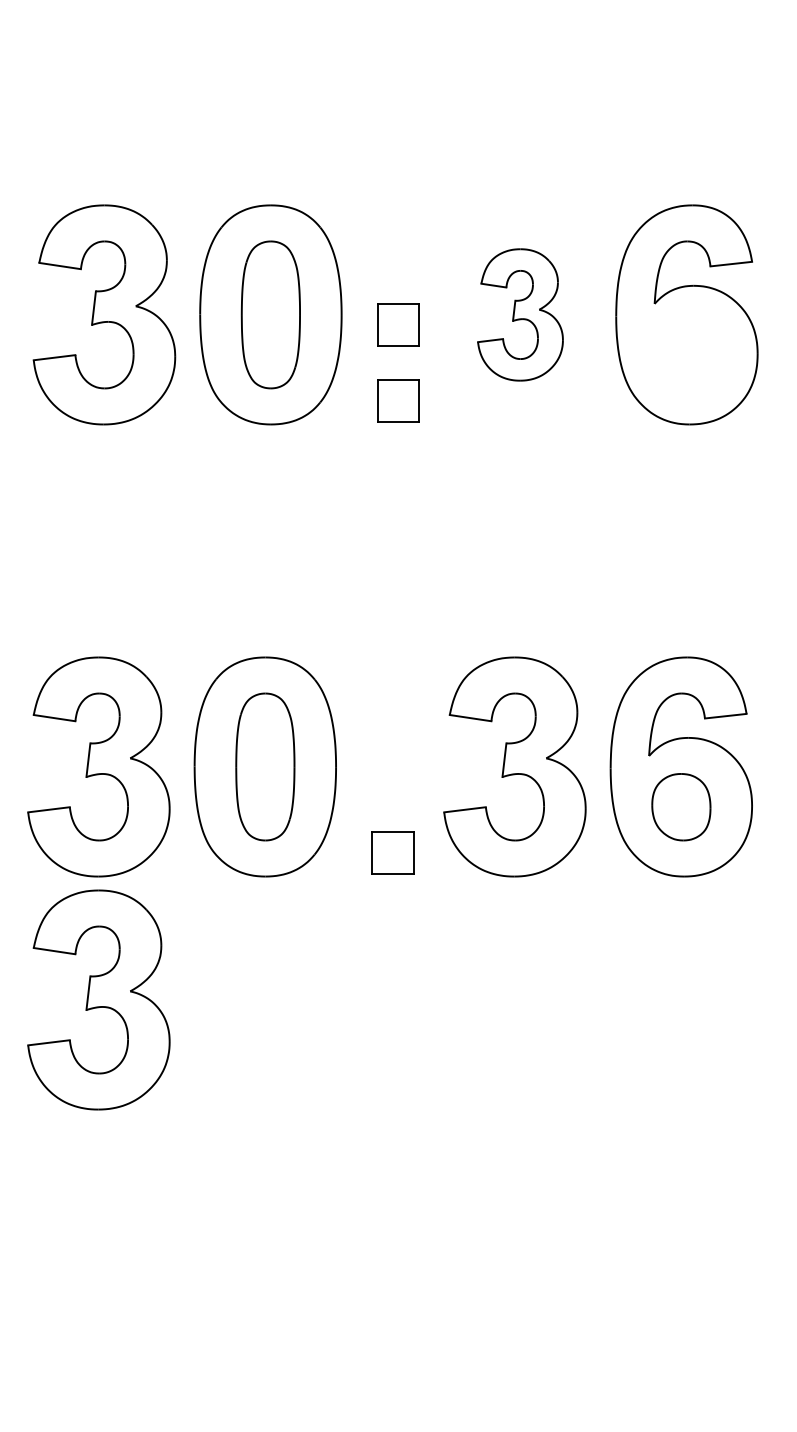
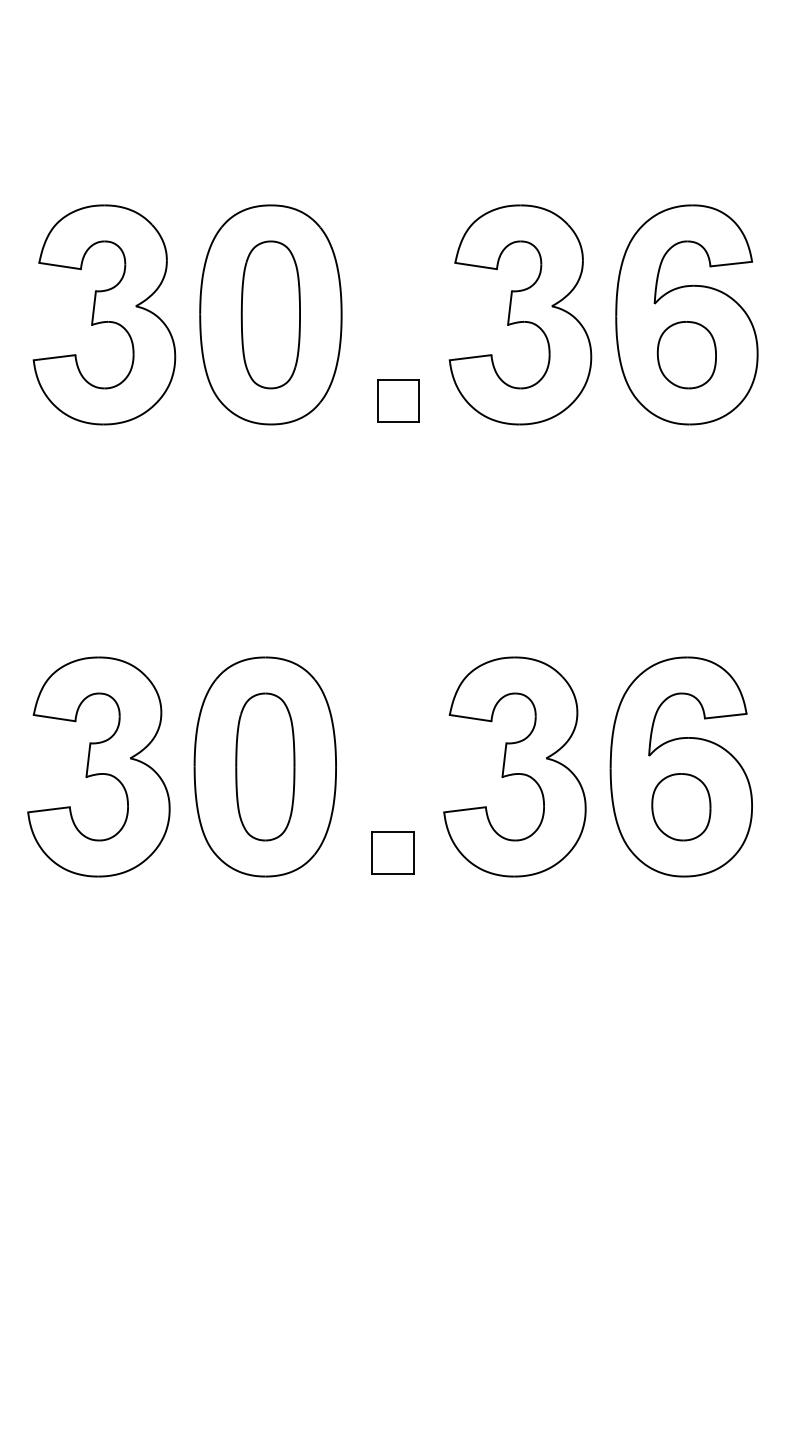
part size: 87x134 px -> 145x222 px (520, 314)
part: present -> none (398, 324)
part: none -> present (686, 355)
part: present -> none (98, 999)
